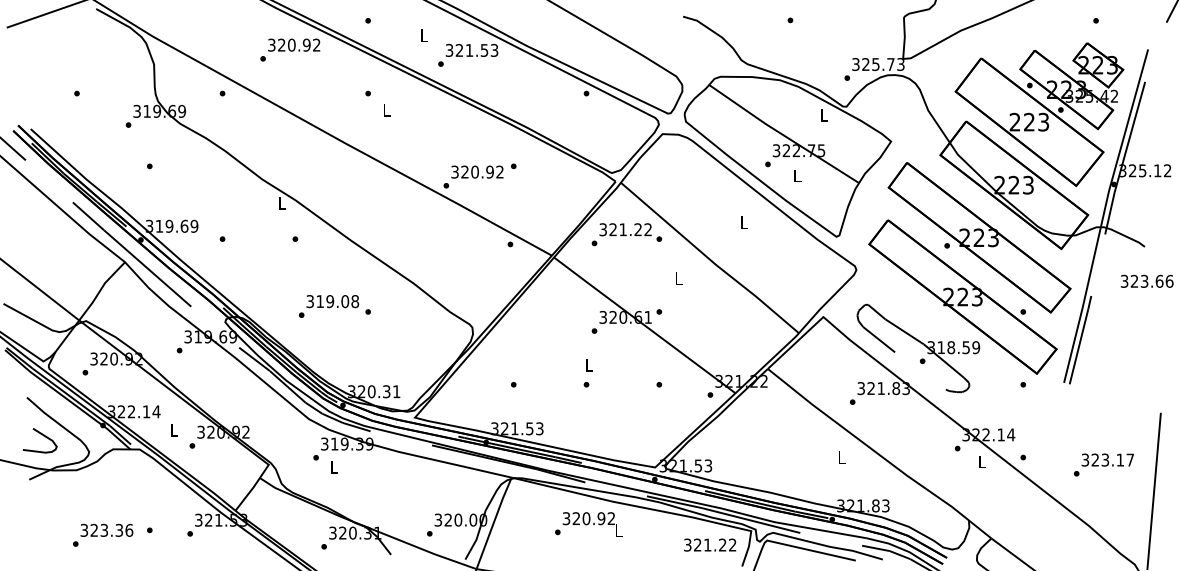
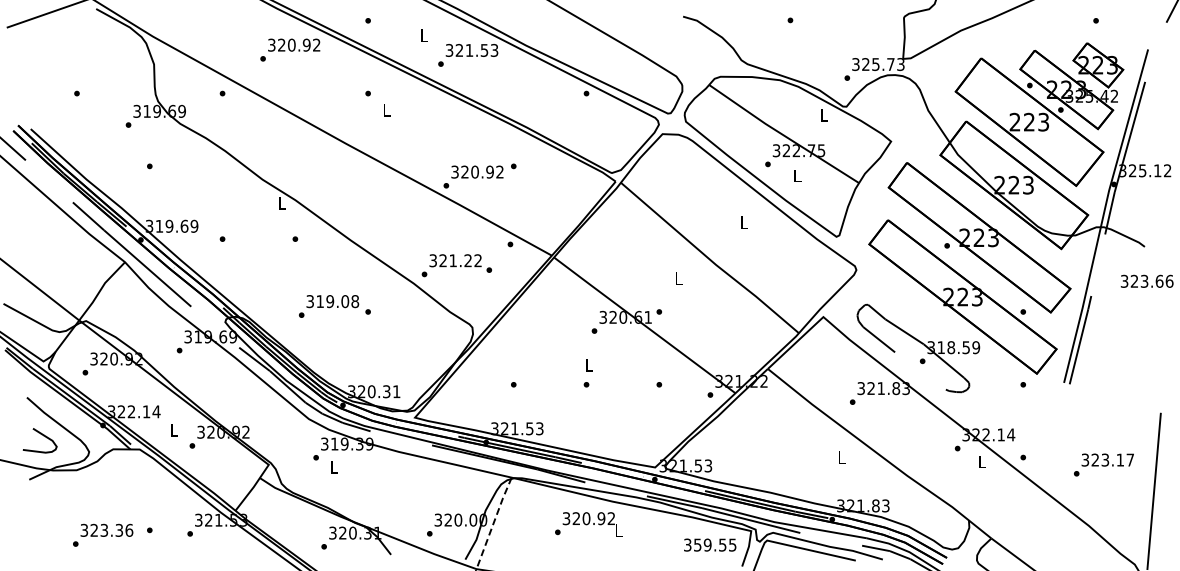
text position: (626, 234) -> (456, 265) (456, 265)
line: solid -> dashed (493, 522)
text: 321.22 -> 359.55 (715, 544)
